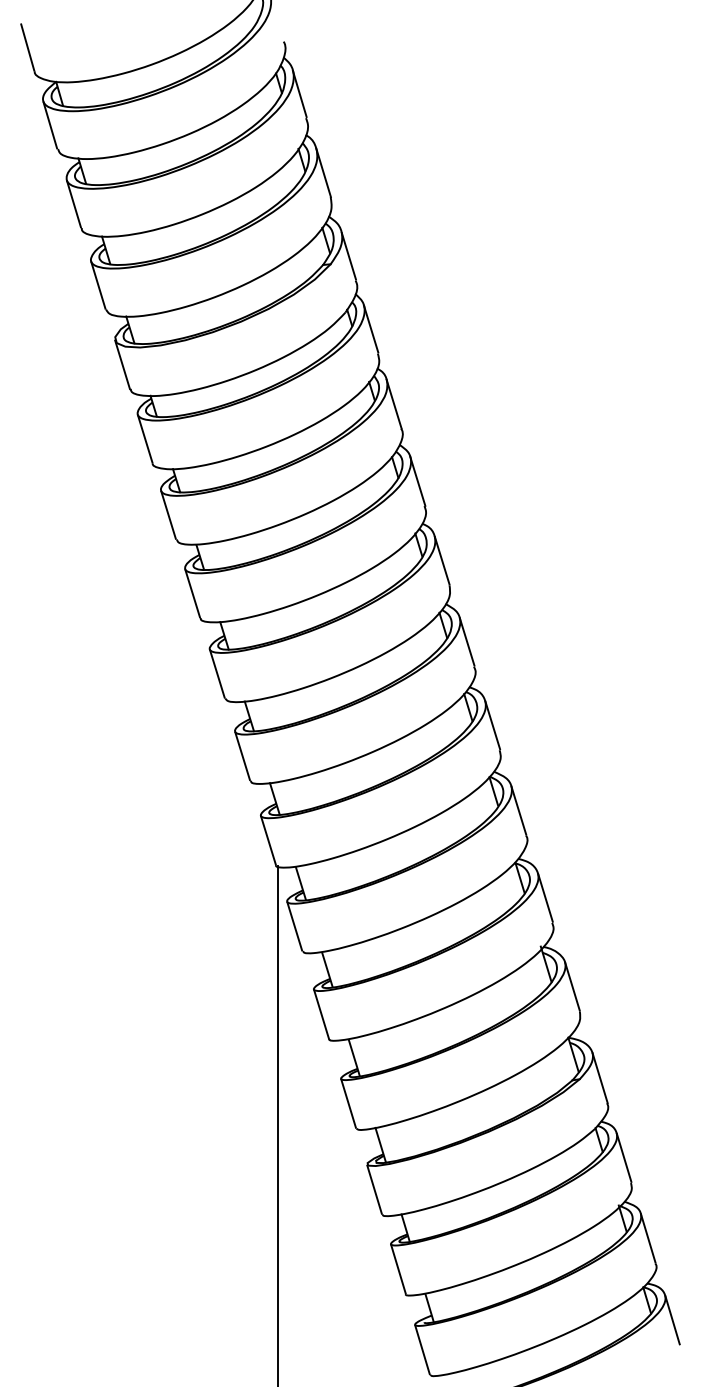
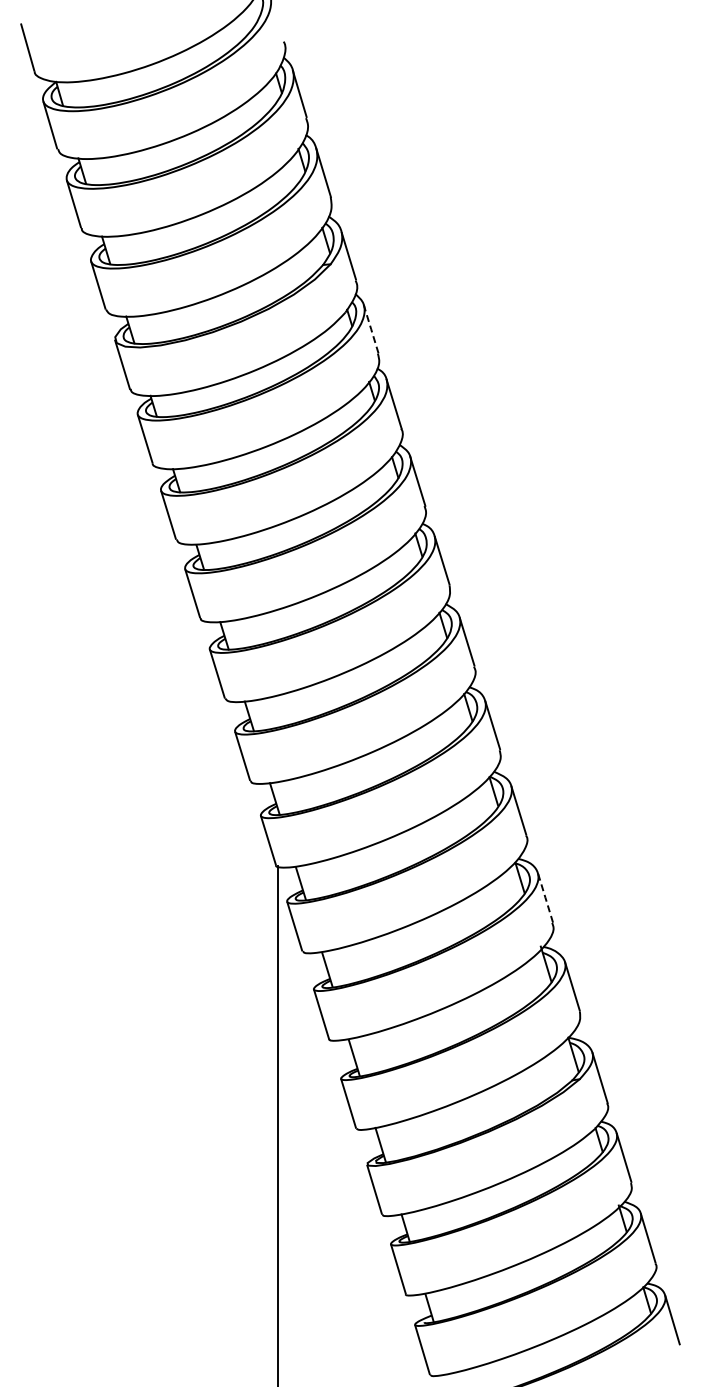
line: solid -> dashed (371, 329)
line: solid -> dashed (545, 897)
